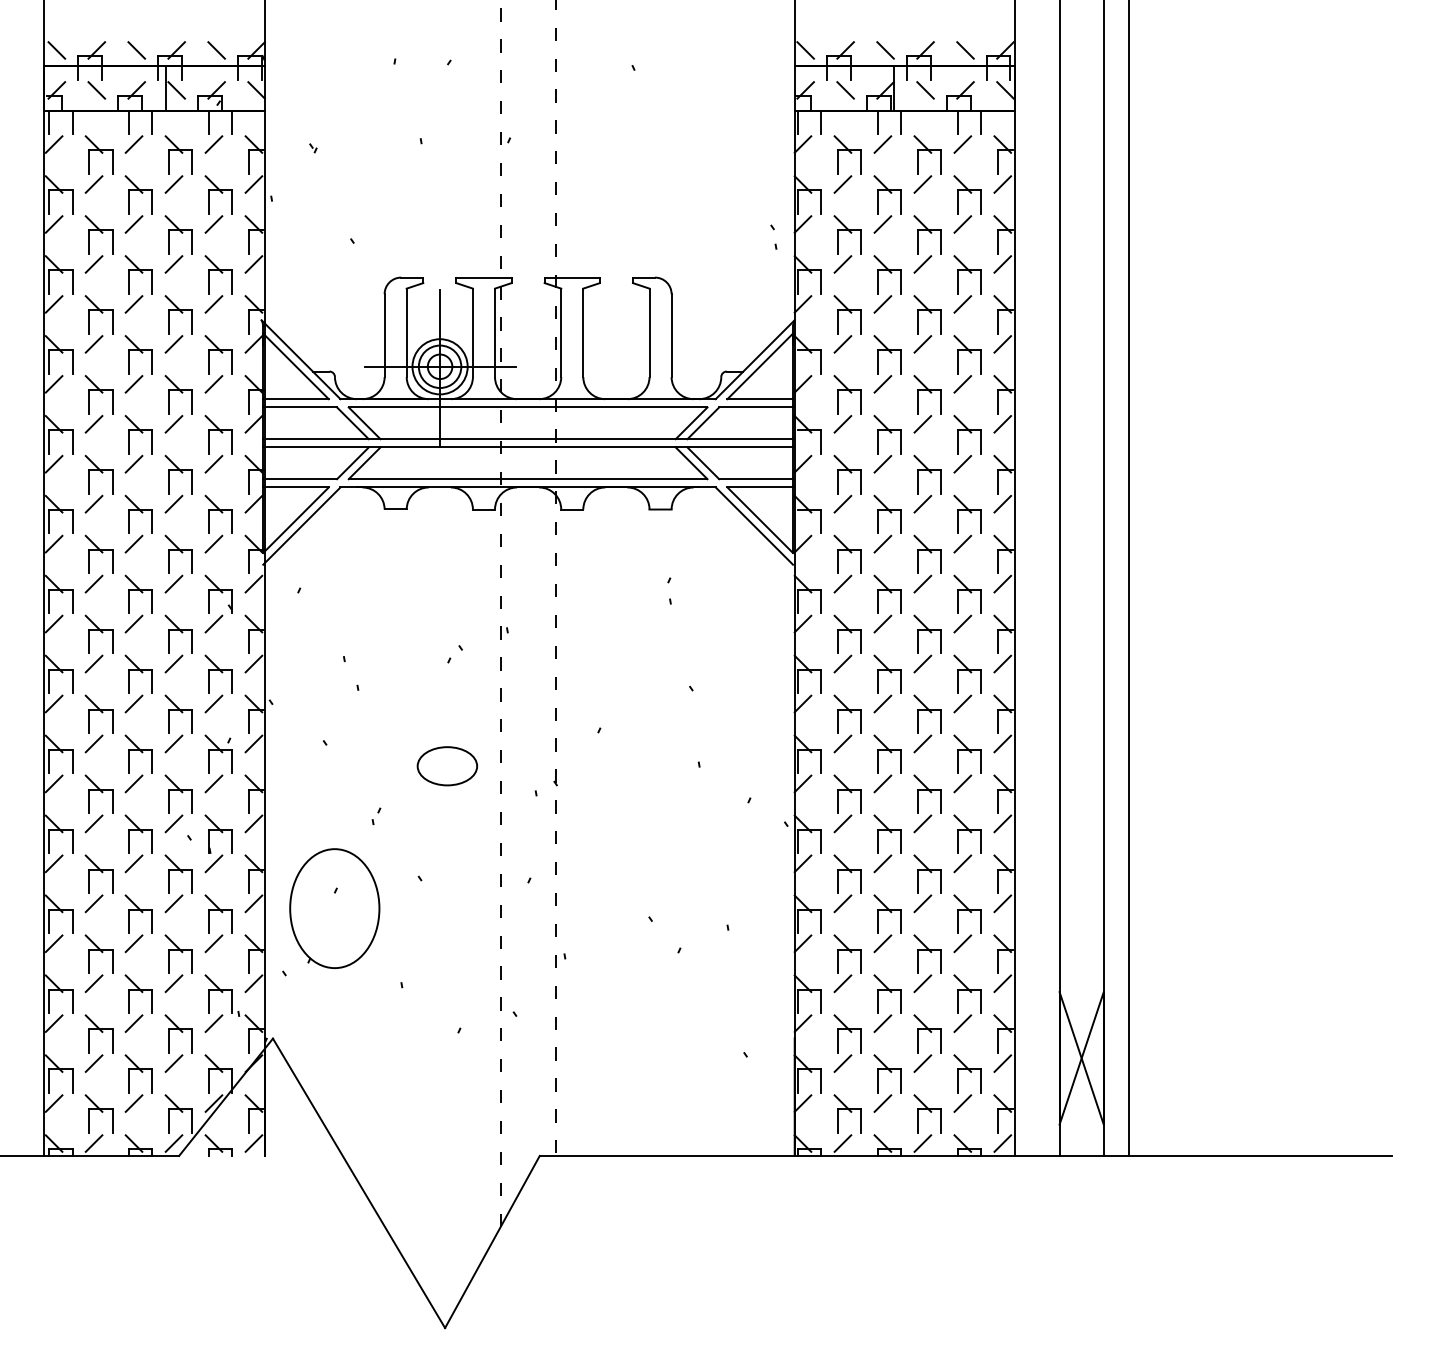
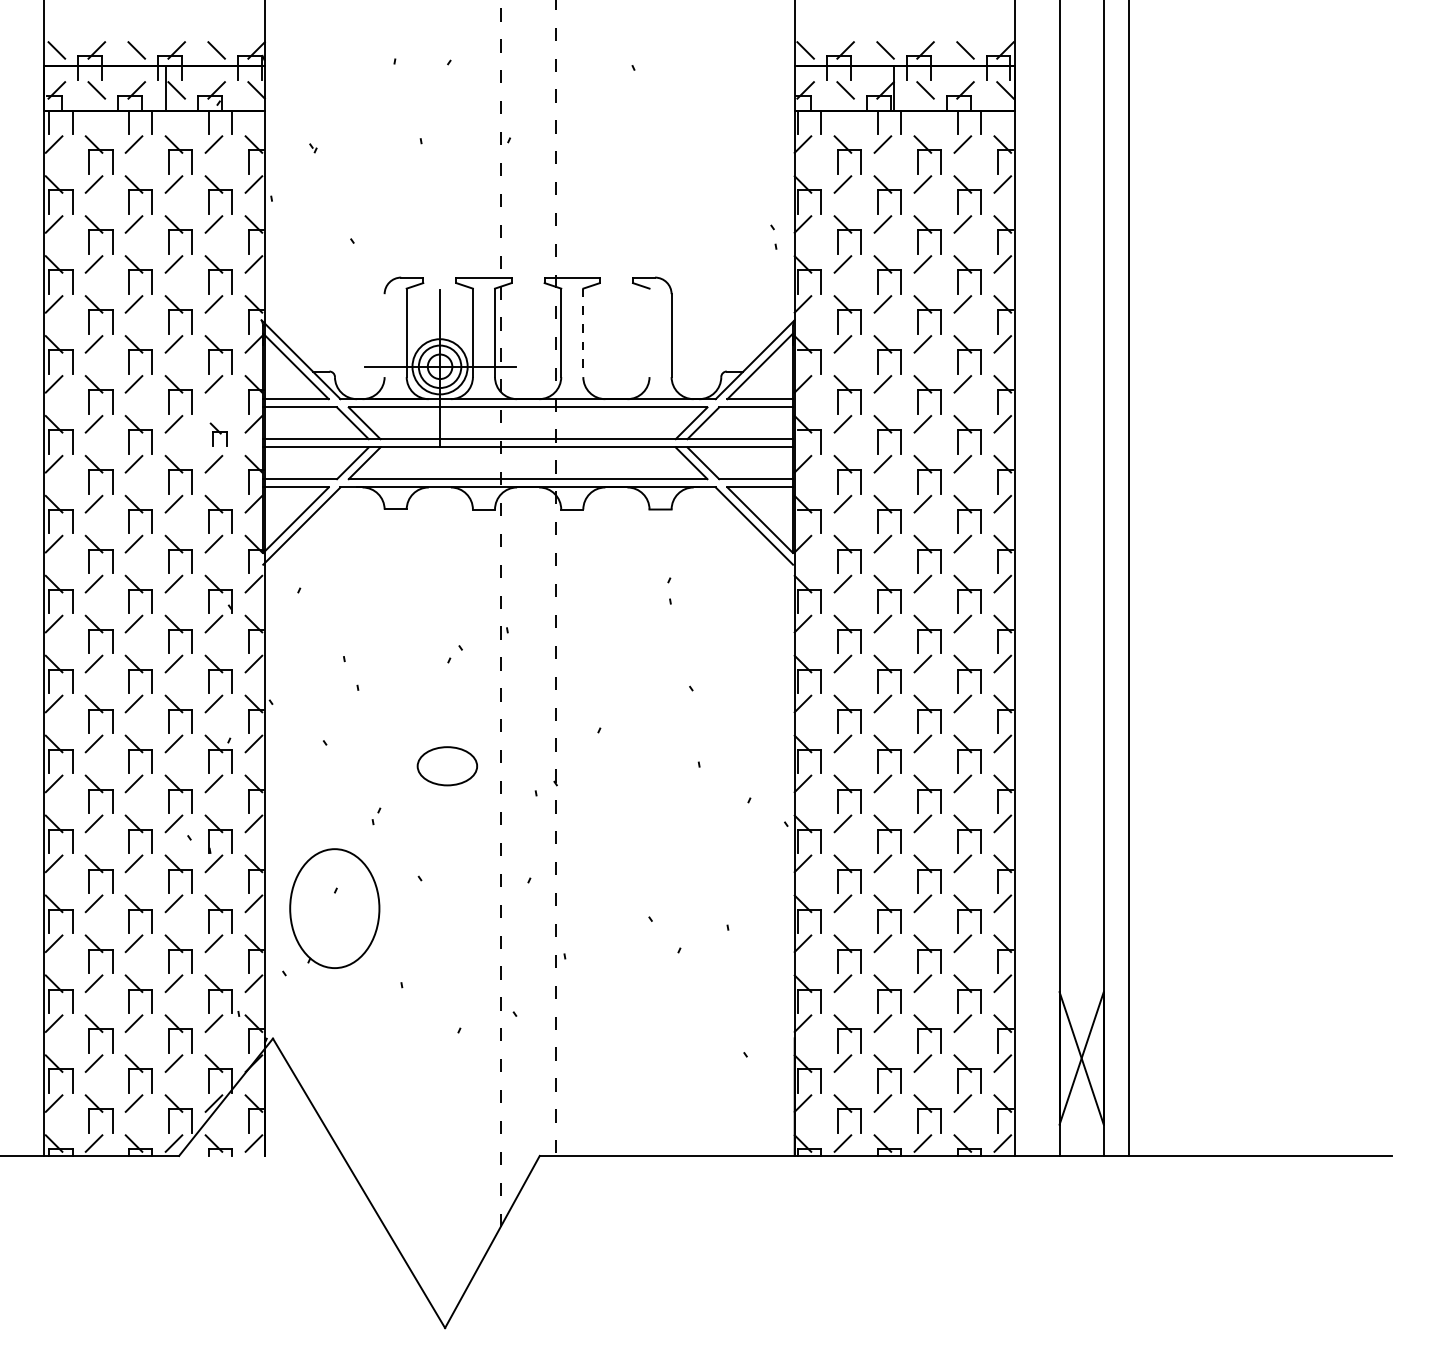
line: present -> none (649, 332)
line: solid -> dashed (583, 333)
line: present -> none (384, 335)
part size: 29x40 px -> 19x25 px (218, 434)
